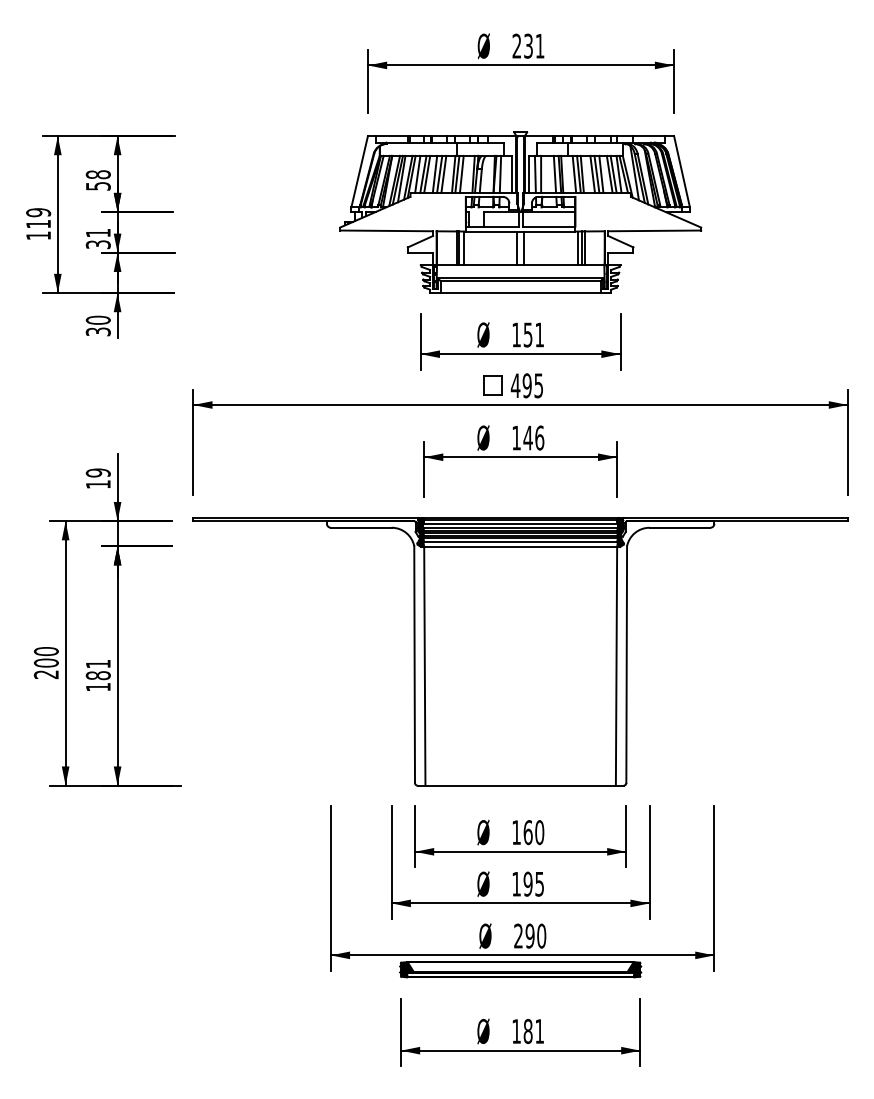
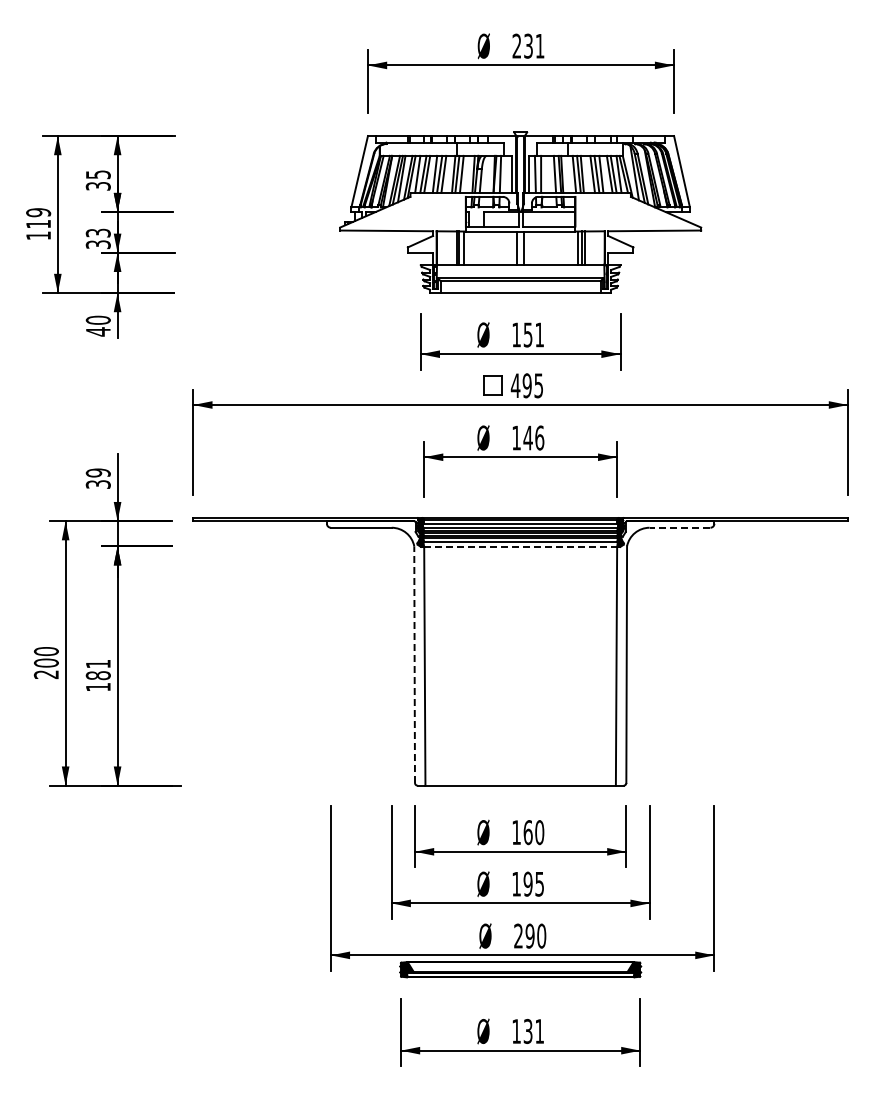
text: 58 -> 35 (97, 180)
text: 31 -> 33 (97, 232)
text: 30 -> 40 (97, 331)
text: 19 -> 39 (97, 484)
line: solid -> dashed (679, 527)
line: solid -> dashed (521, 546)
line: solid -> dashed (414, 664)
text: 181 -> 131 (527, 1031)
